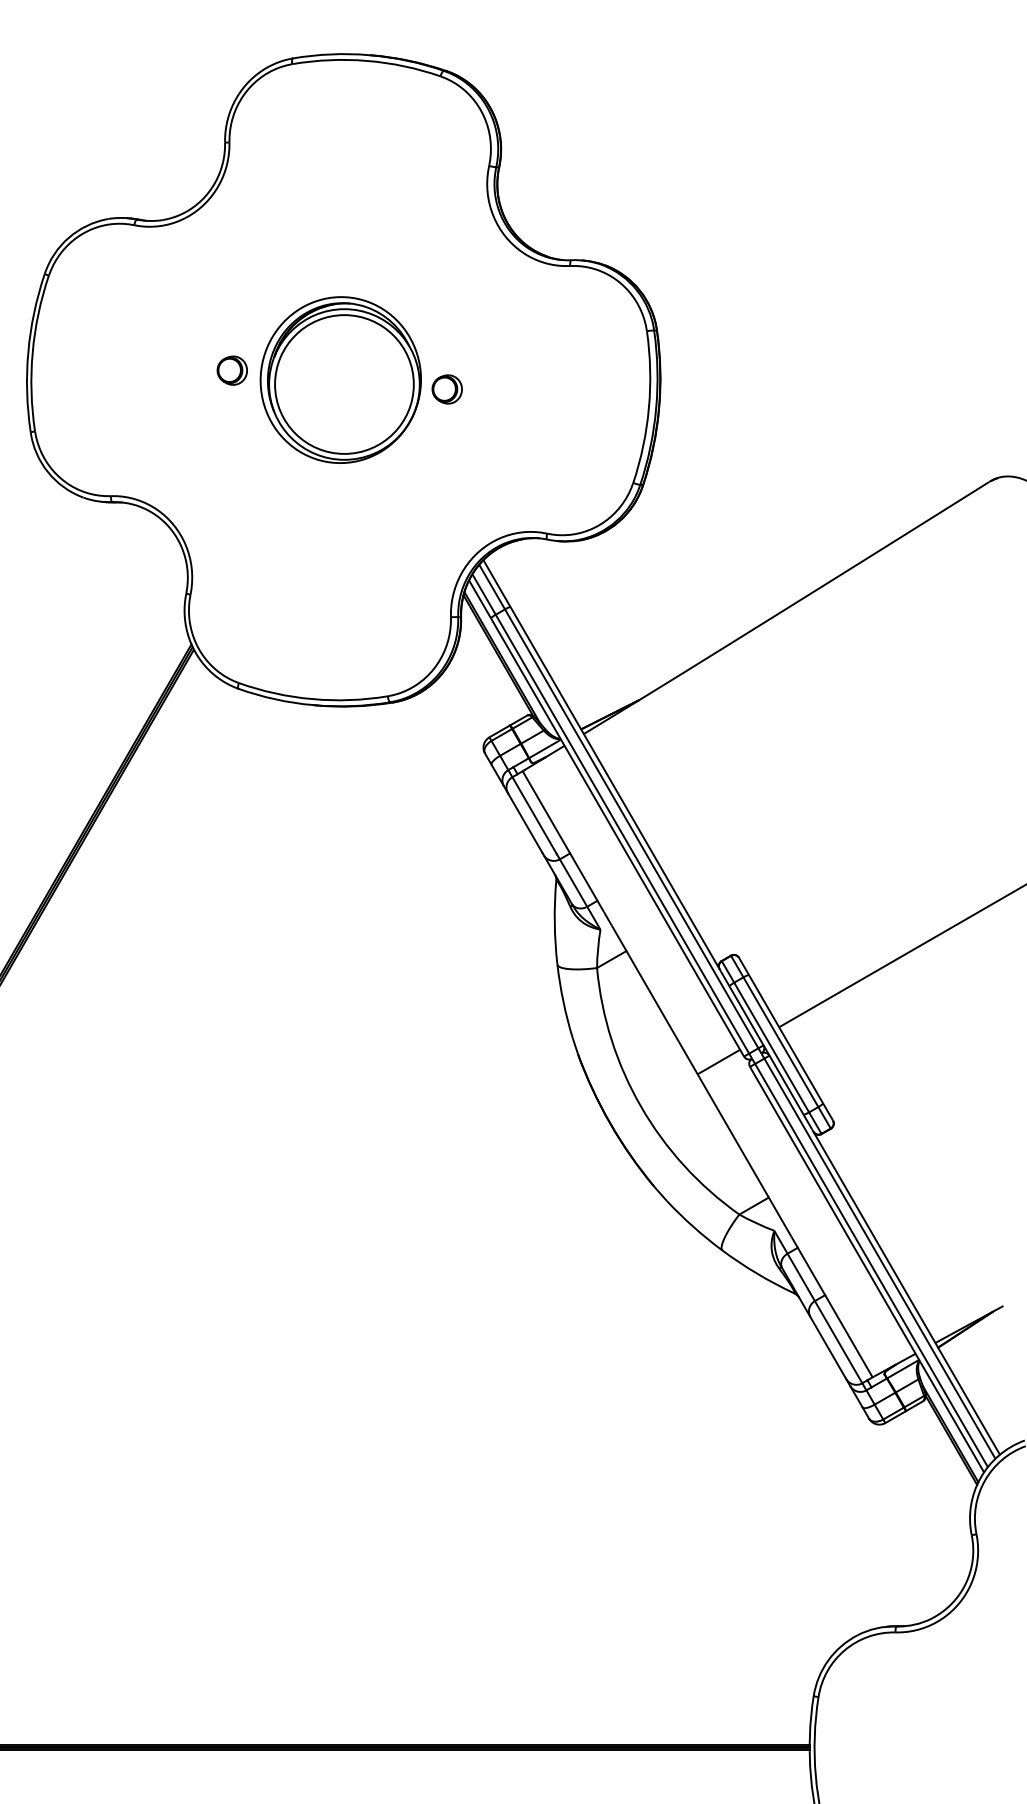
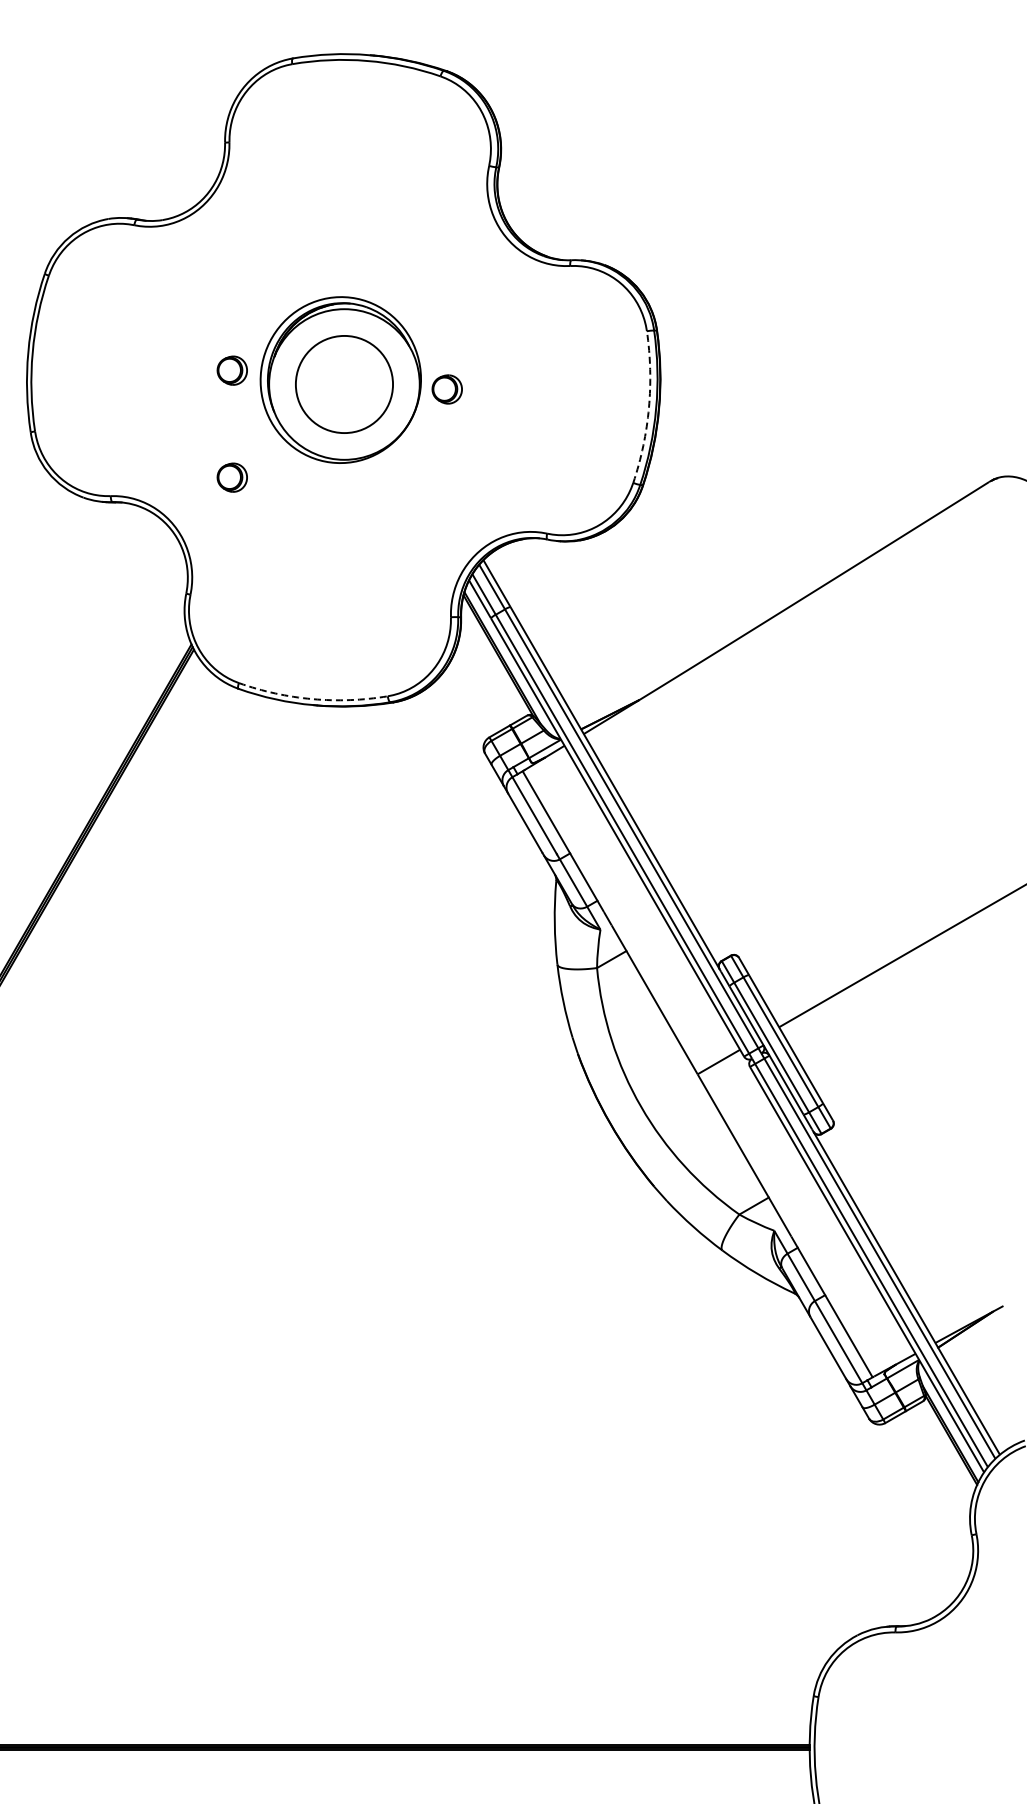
circle diameter: 139 px -> 97 px (344, 384)
arc: solid -> dashed (648, 407)
part: none -> present (231, 477)
arc: solid -> dashed (312, 699)
